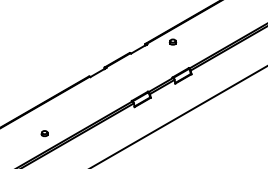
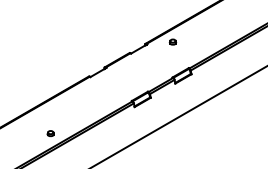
part position: (44, 133) -> (50, 133) (50, 133)
